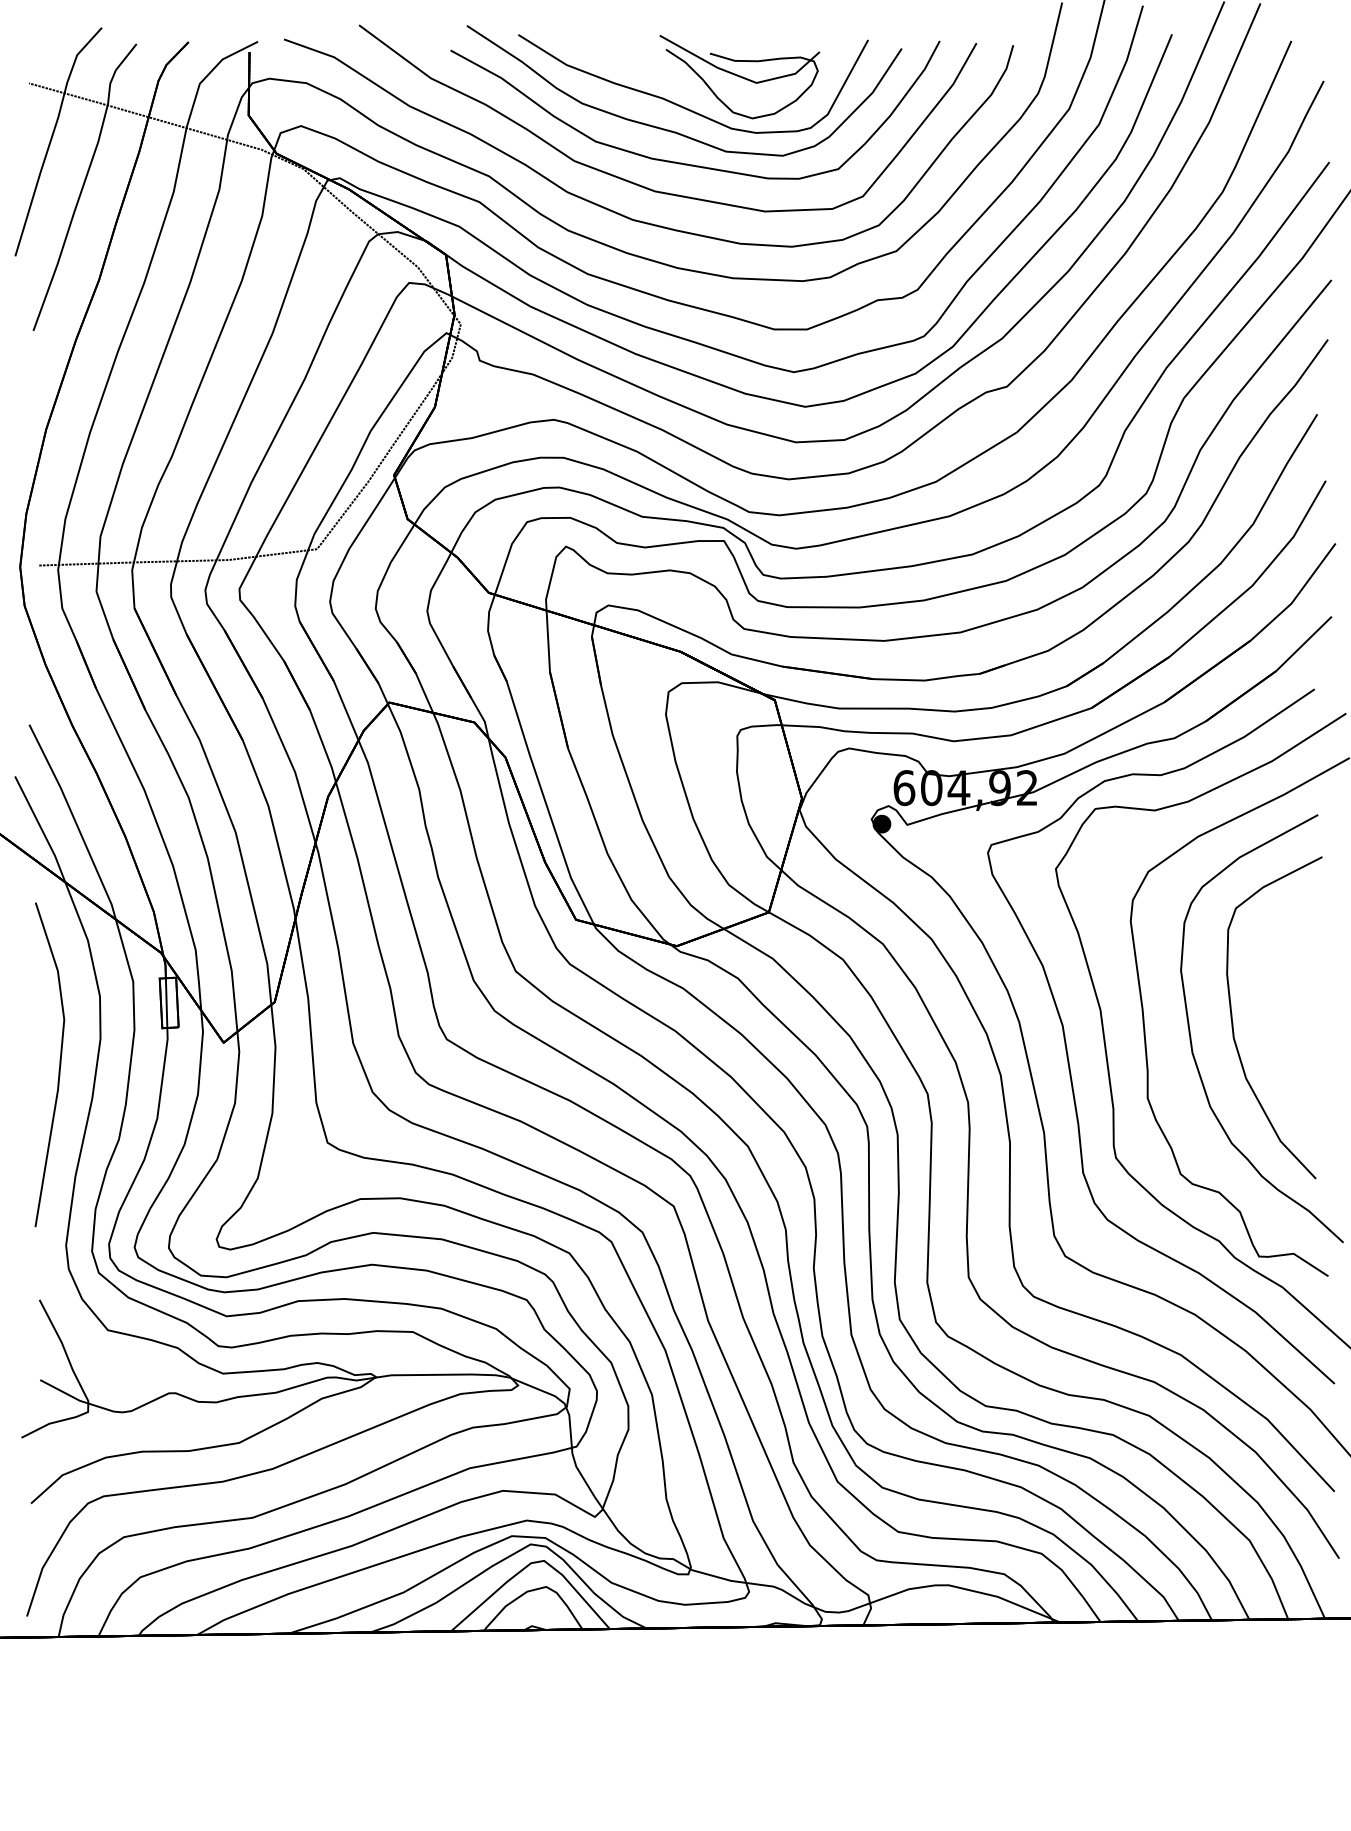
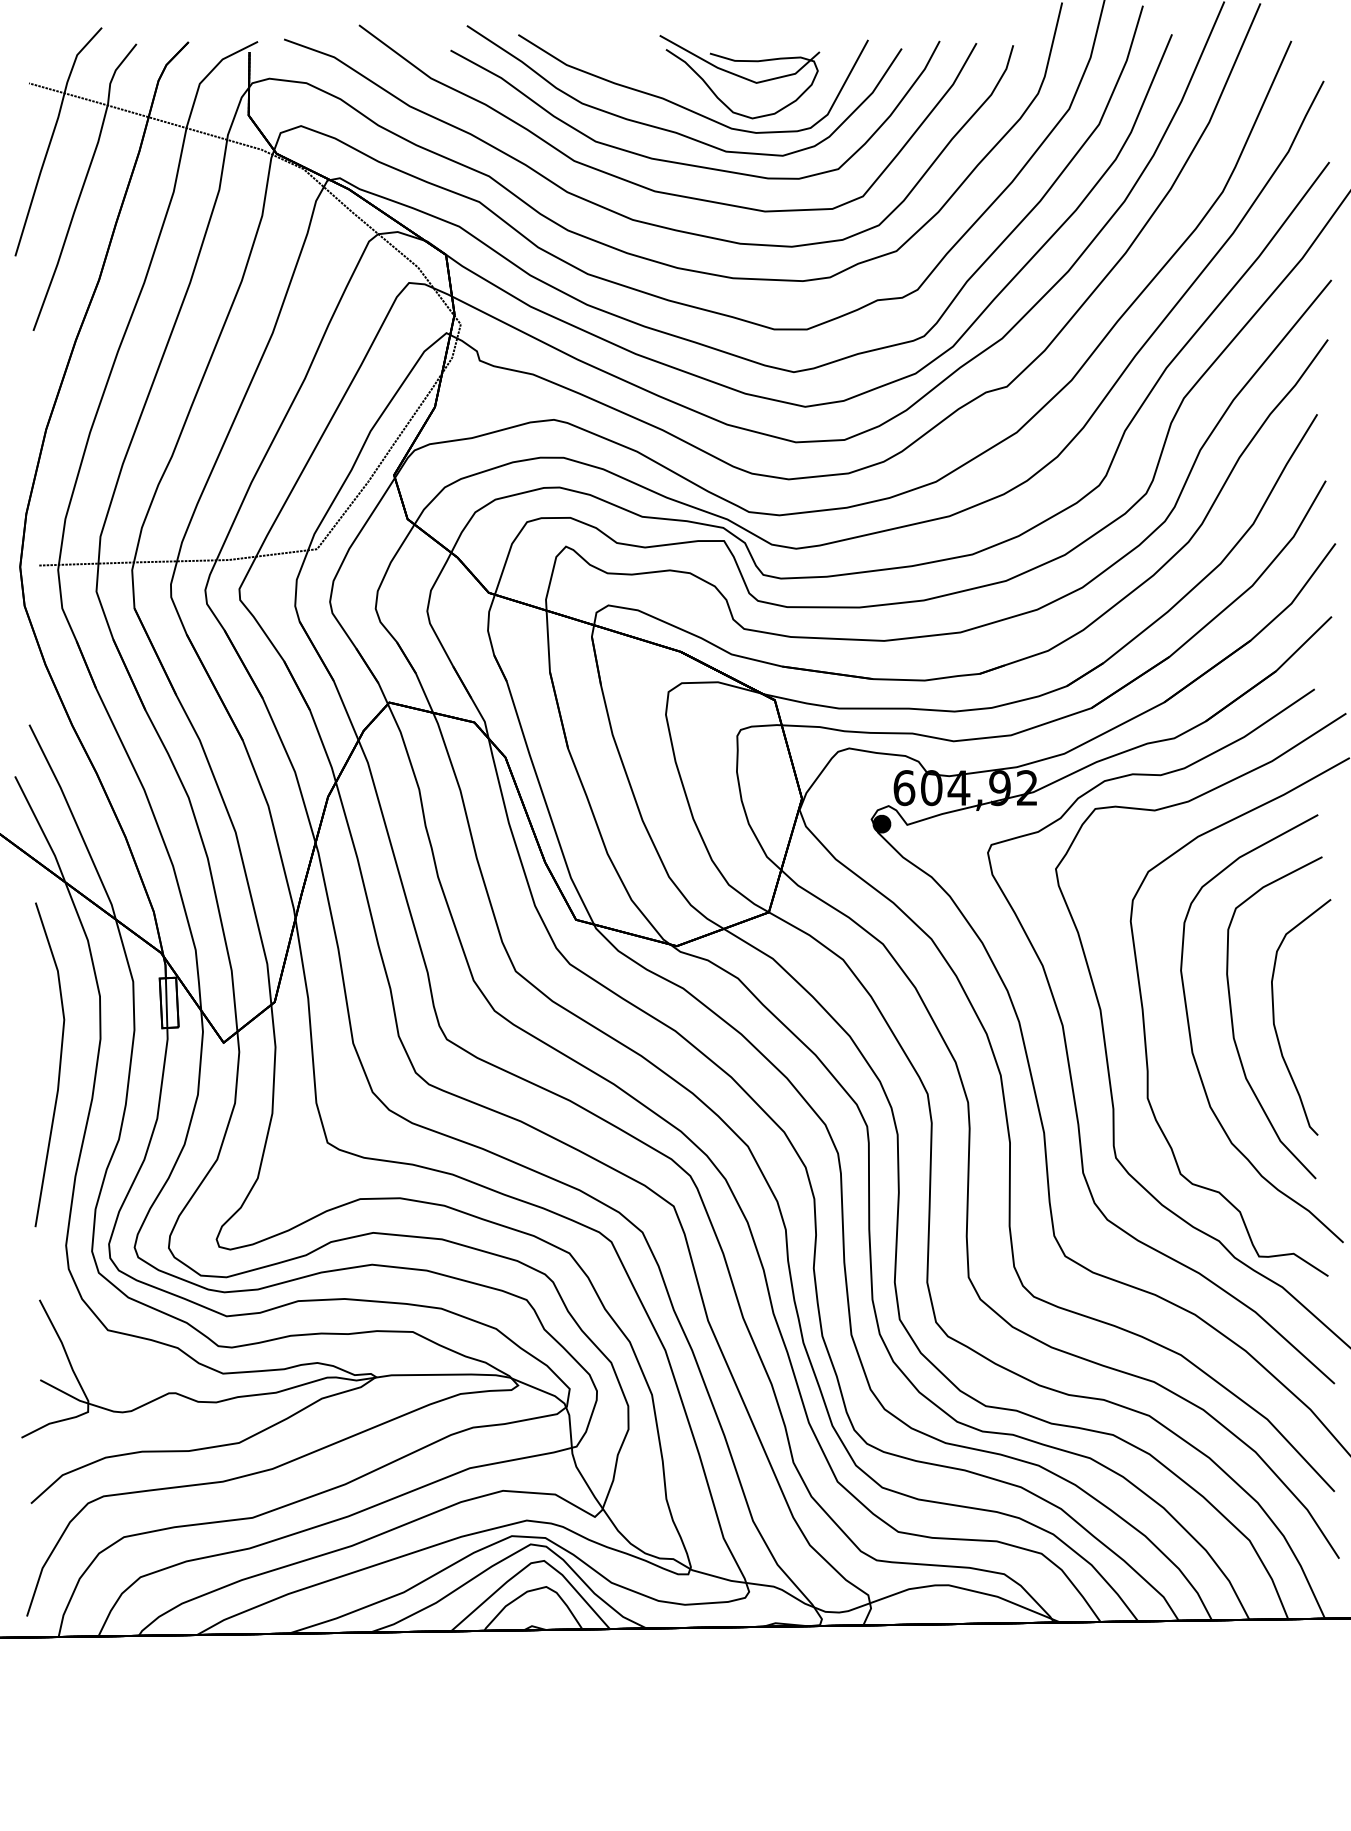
part: none -> present (1274, 1017)
